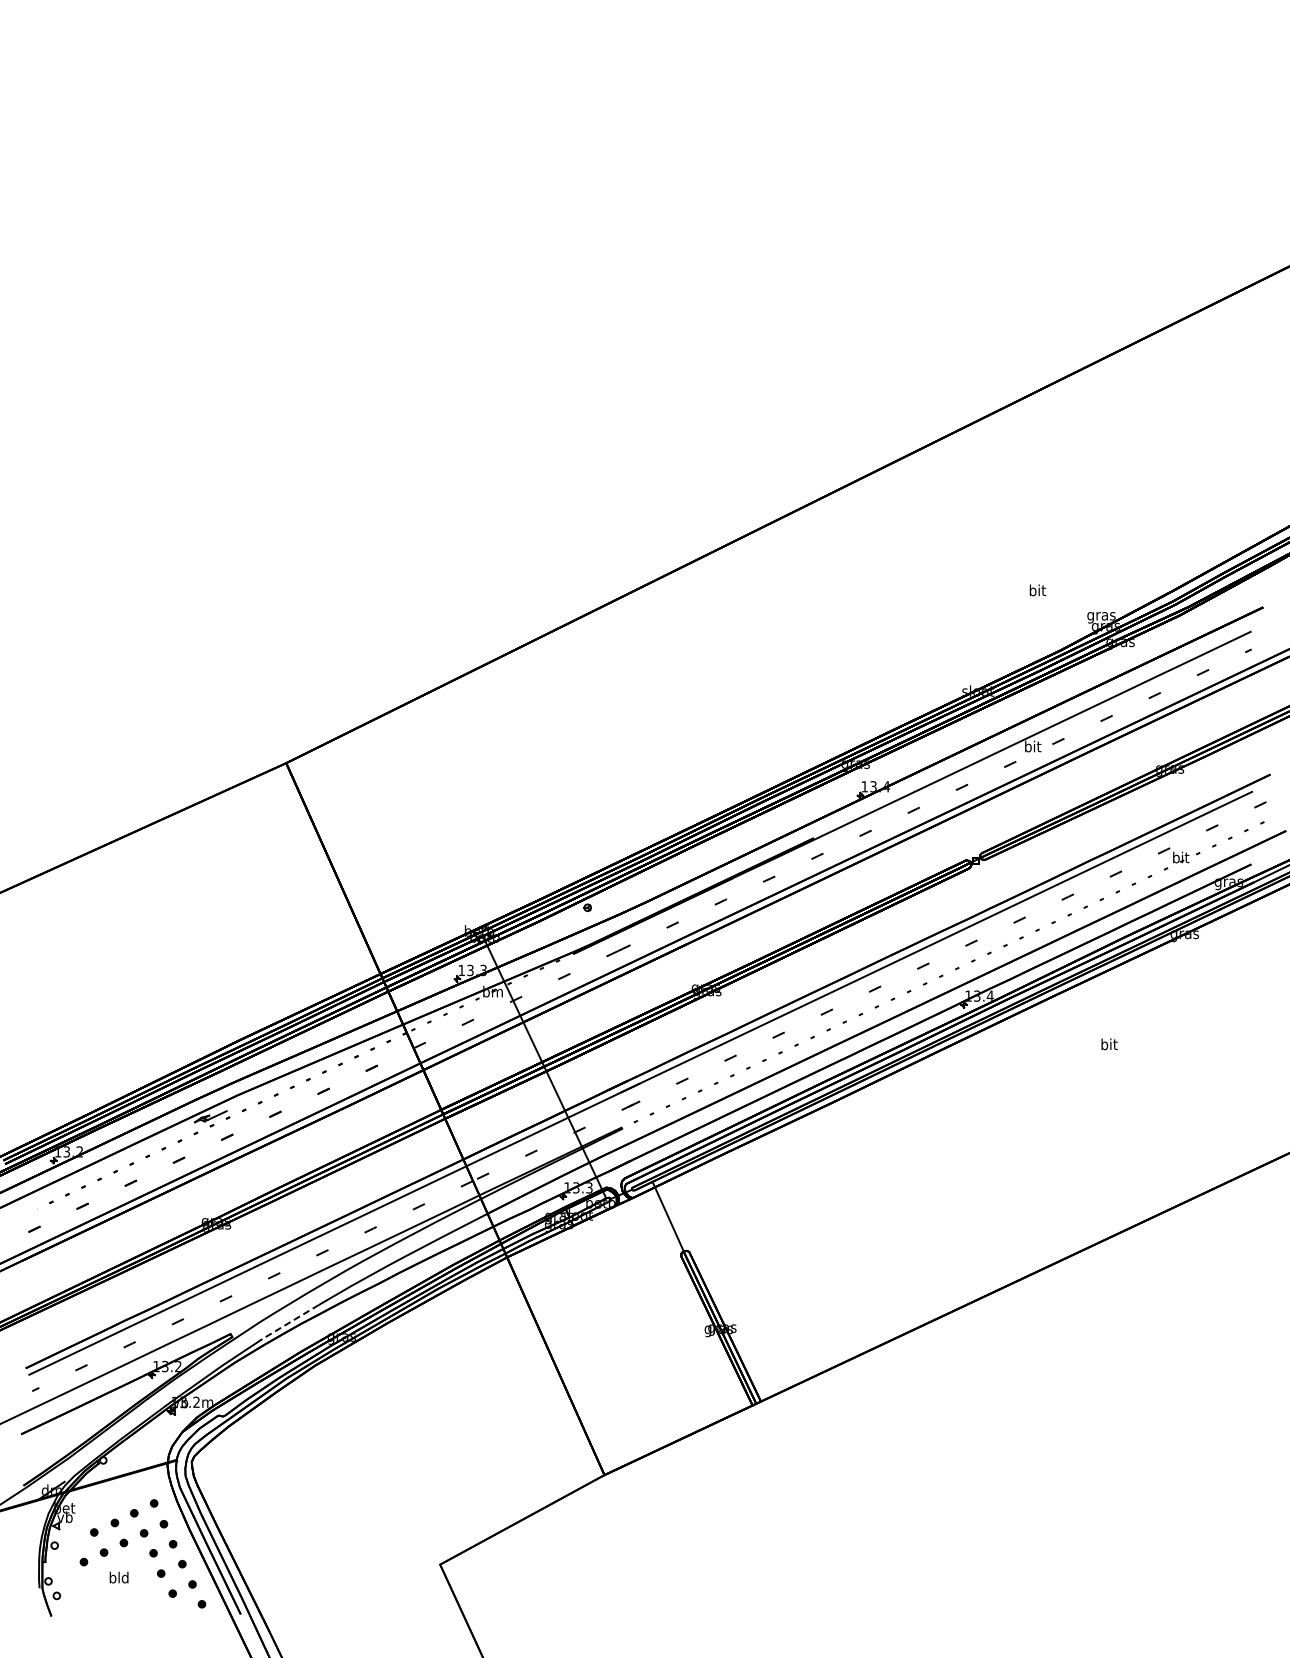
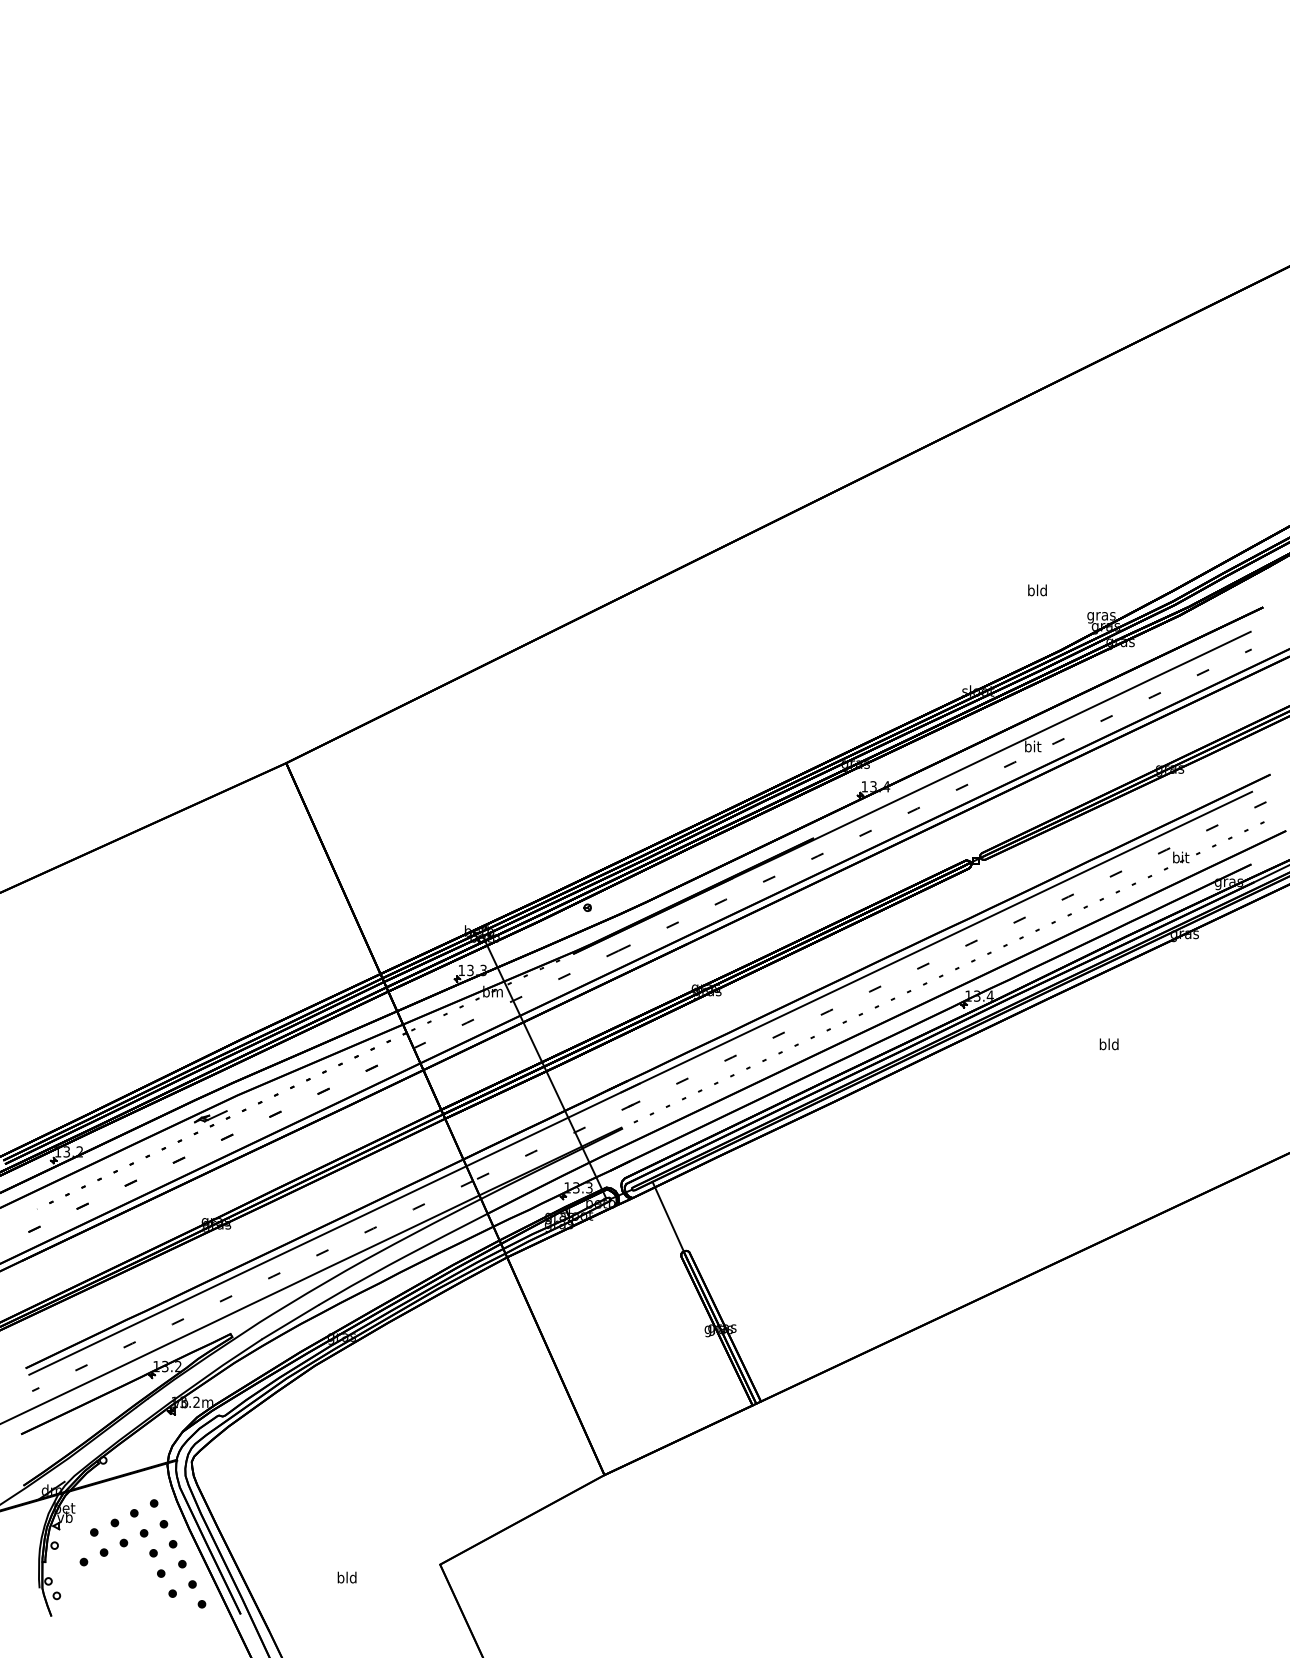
text: bit -> bld (1037, 590)
text: bit -> bld (1108, 1044)
line: dashed -> solid (290, 1322)
text position: (118, 1577) -> (346, 1577) (346, 1577)
